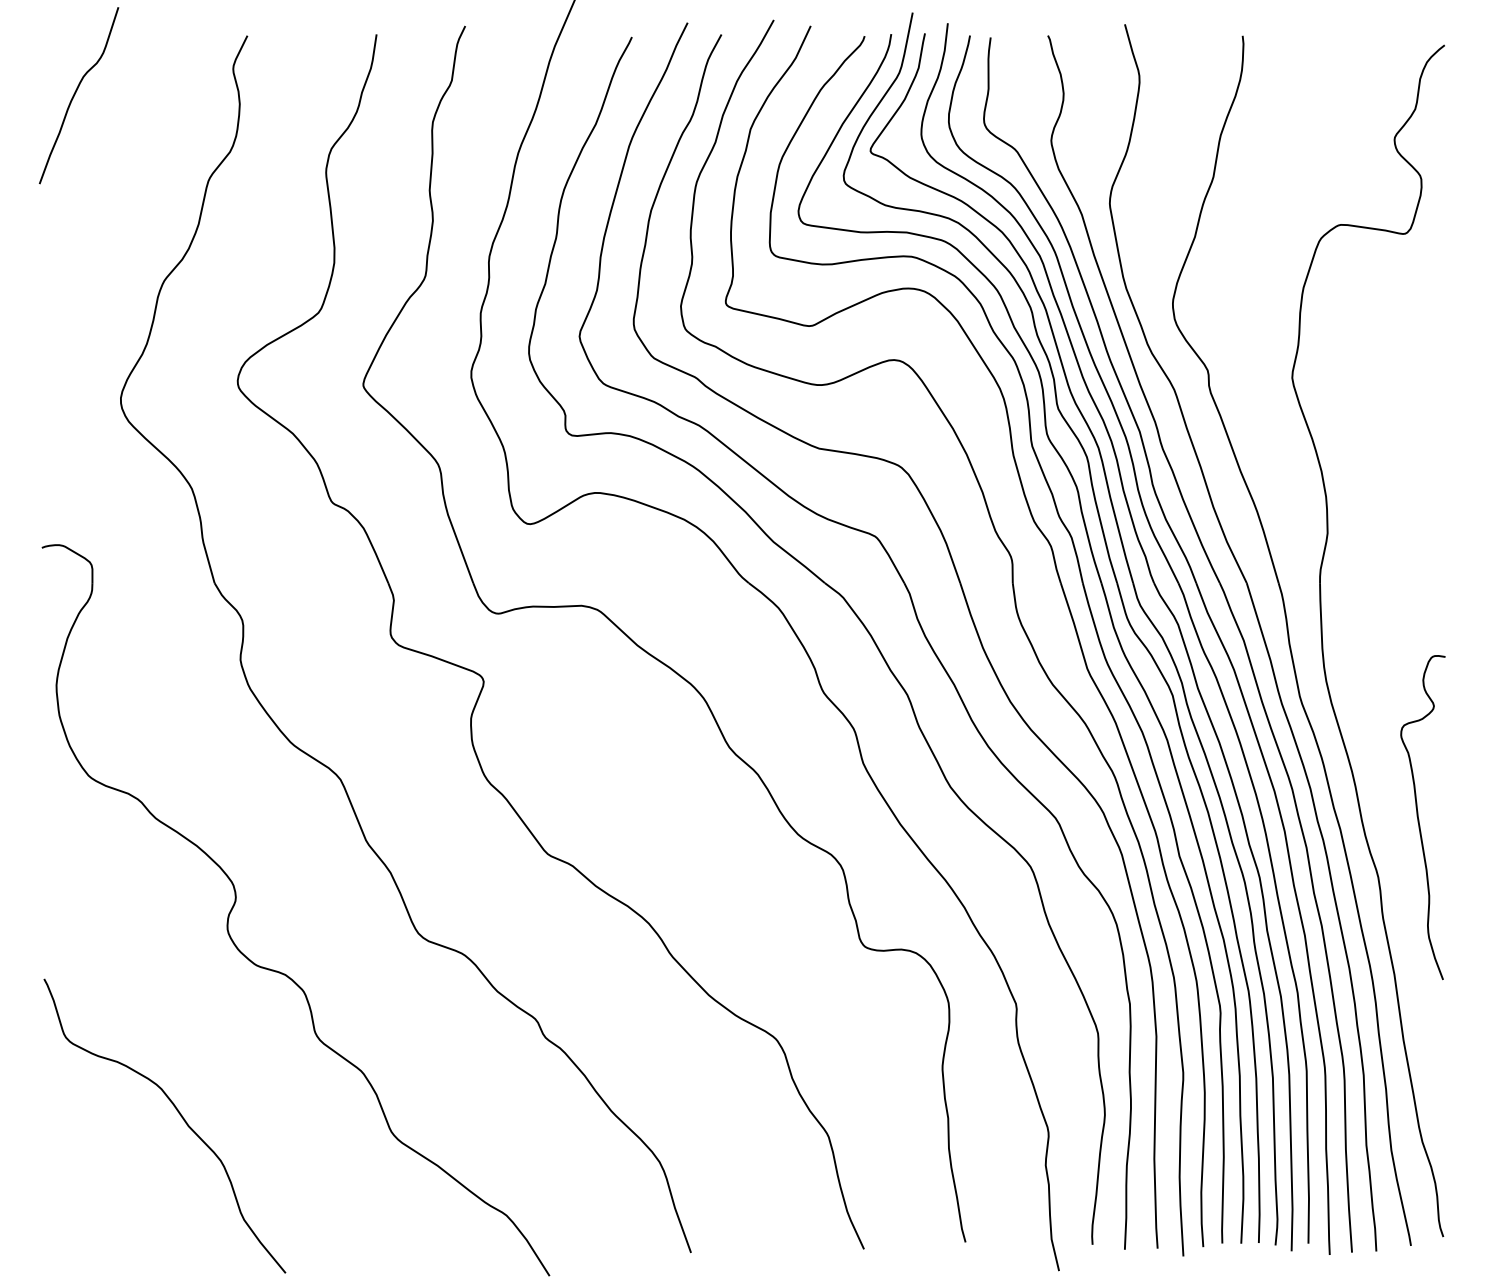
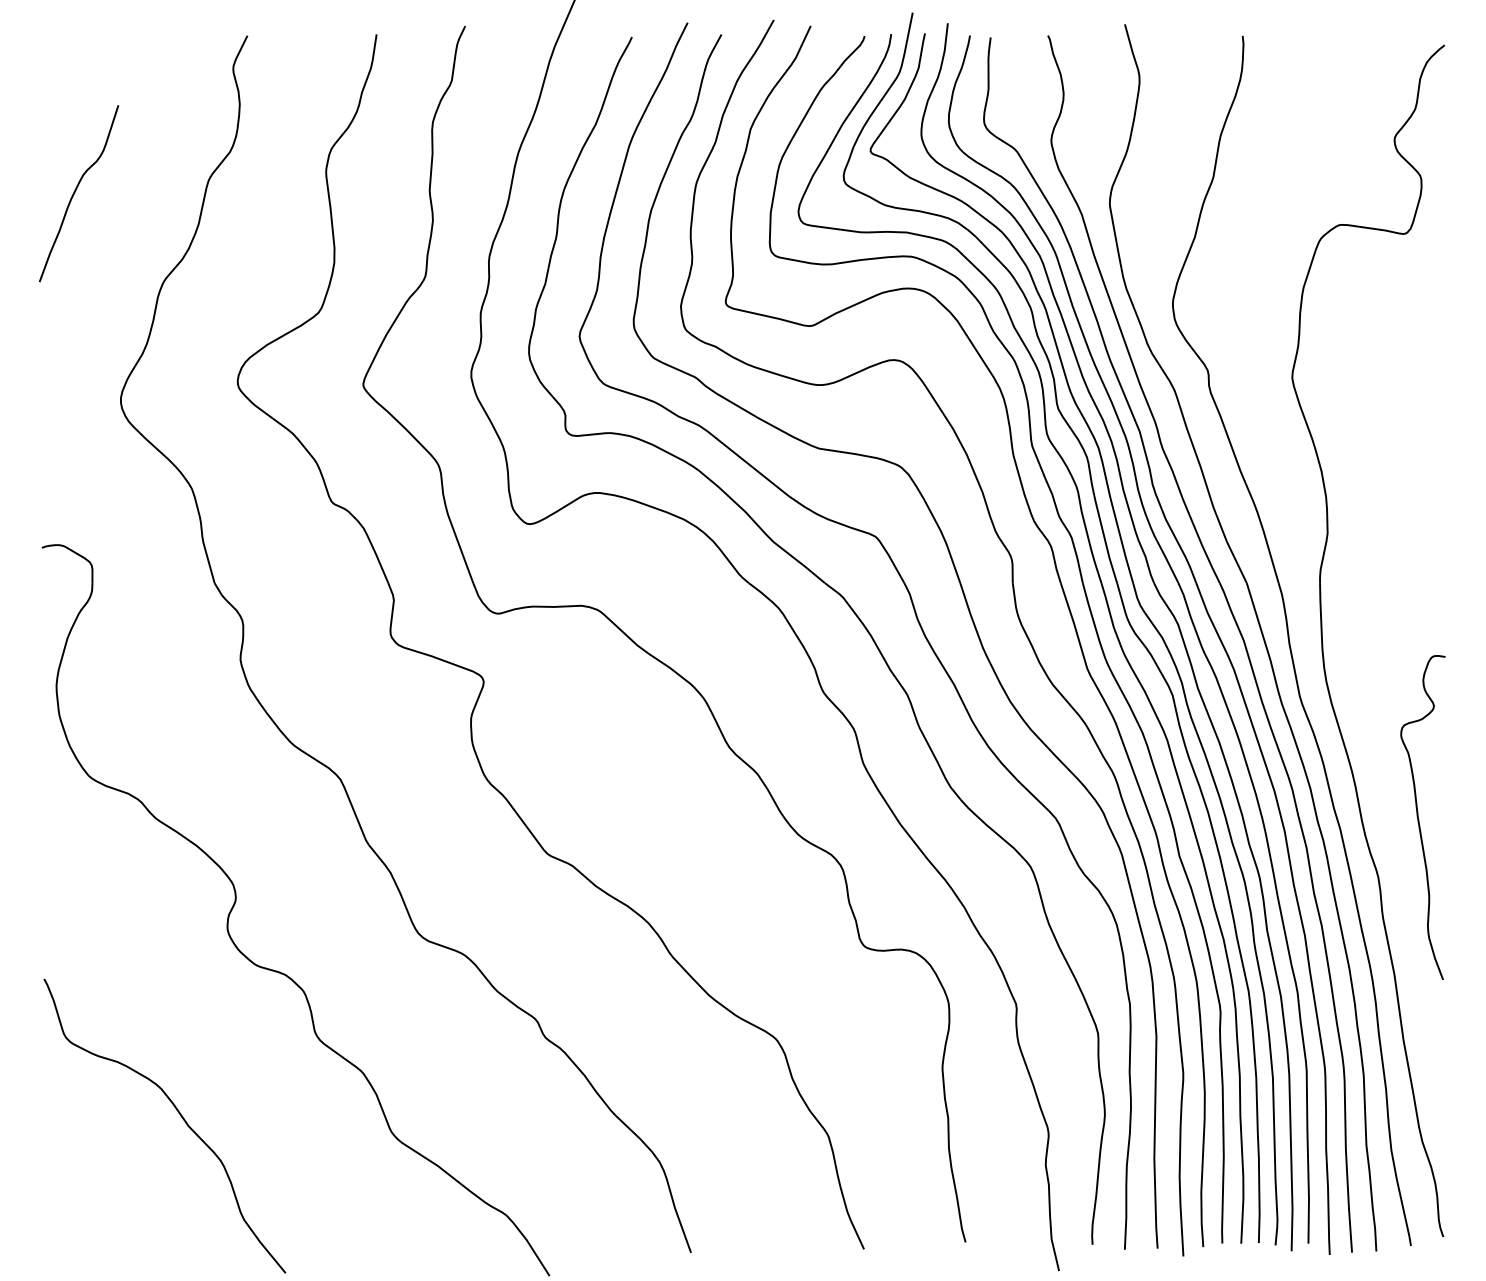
curve position: (75, 94) -> (75, 192) (75, 192)
